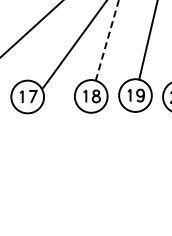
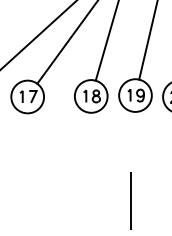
line position: (31, 29) -> (38, 35) (38, 35)
line: dashed -> solid (107, 40)
line position: (74, 44) -> (66, 42) (66, 42)
line: none -> present (130, 202)
